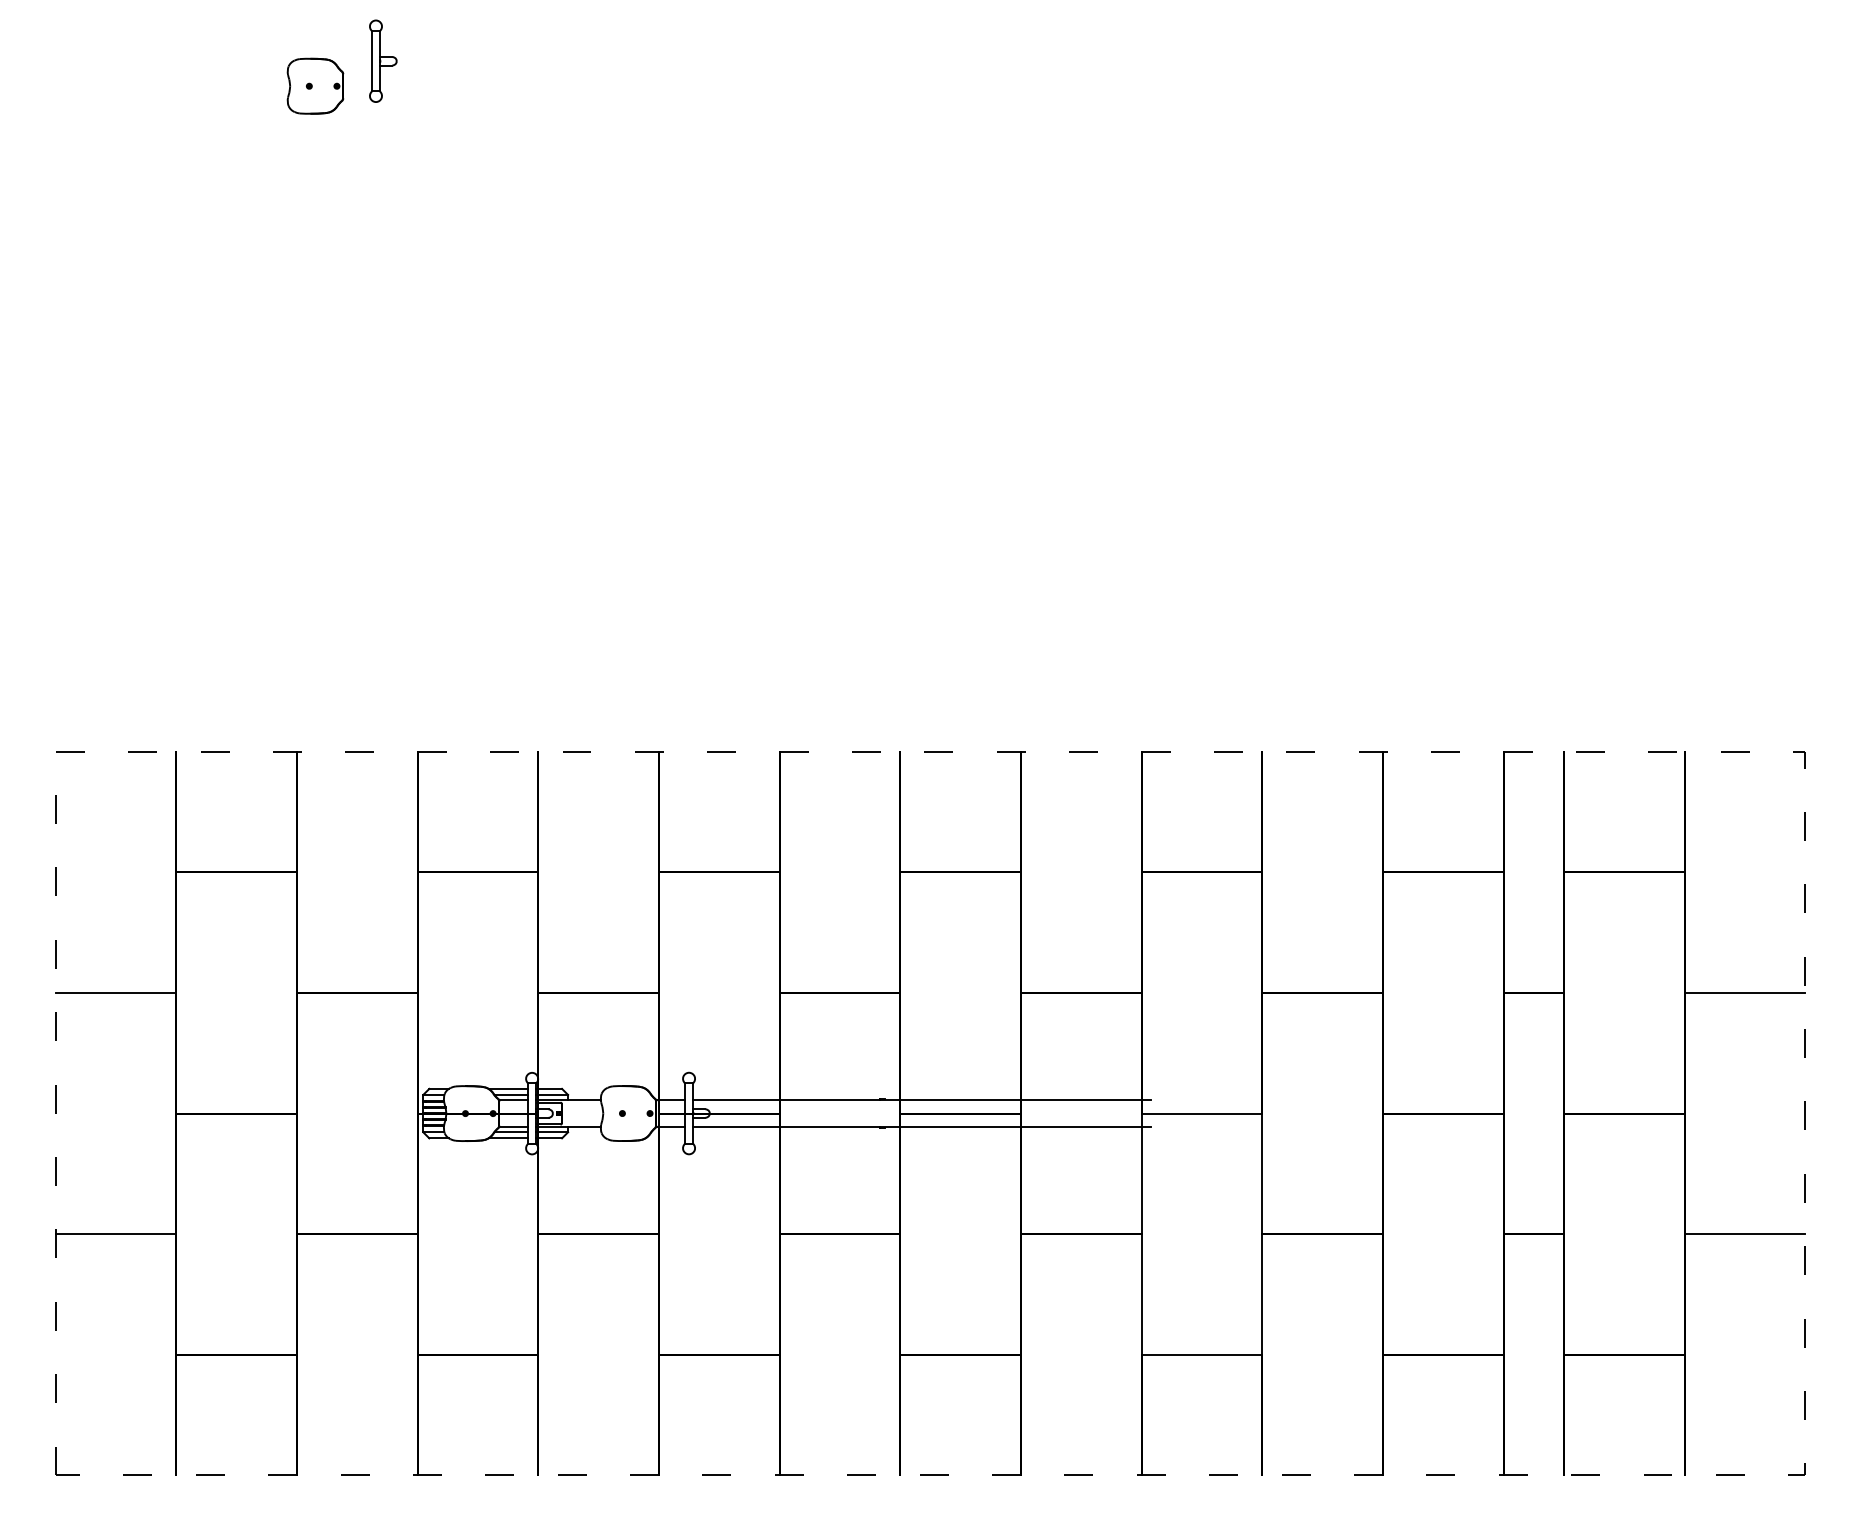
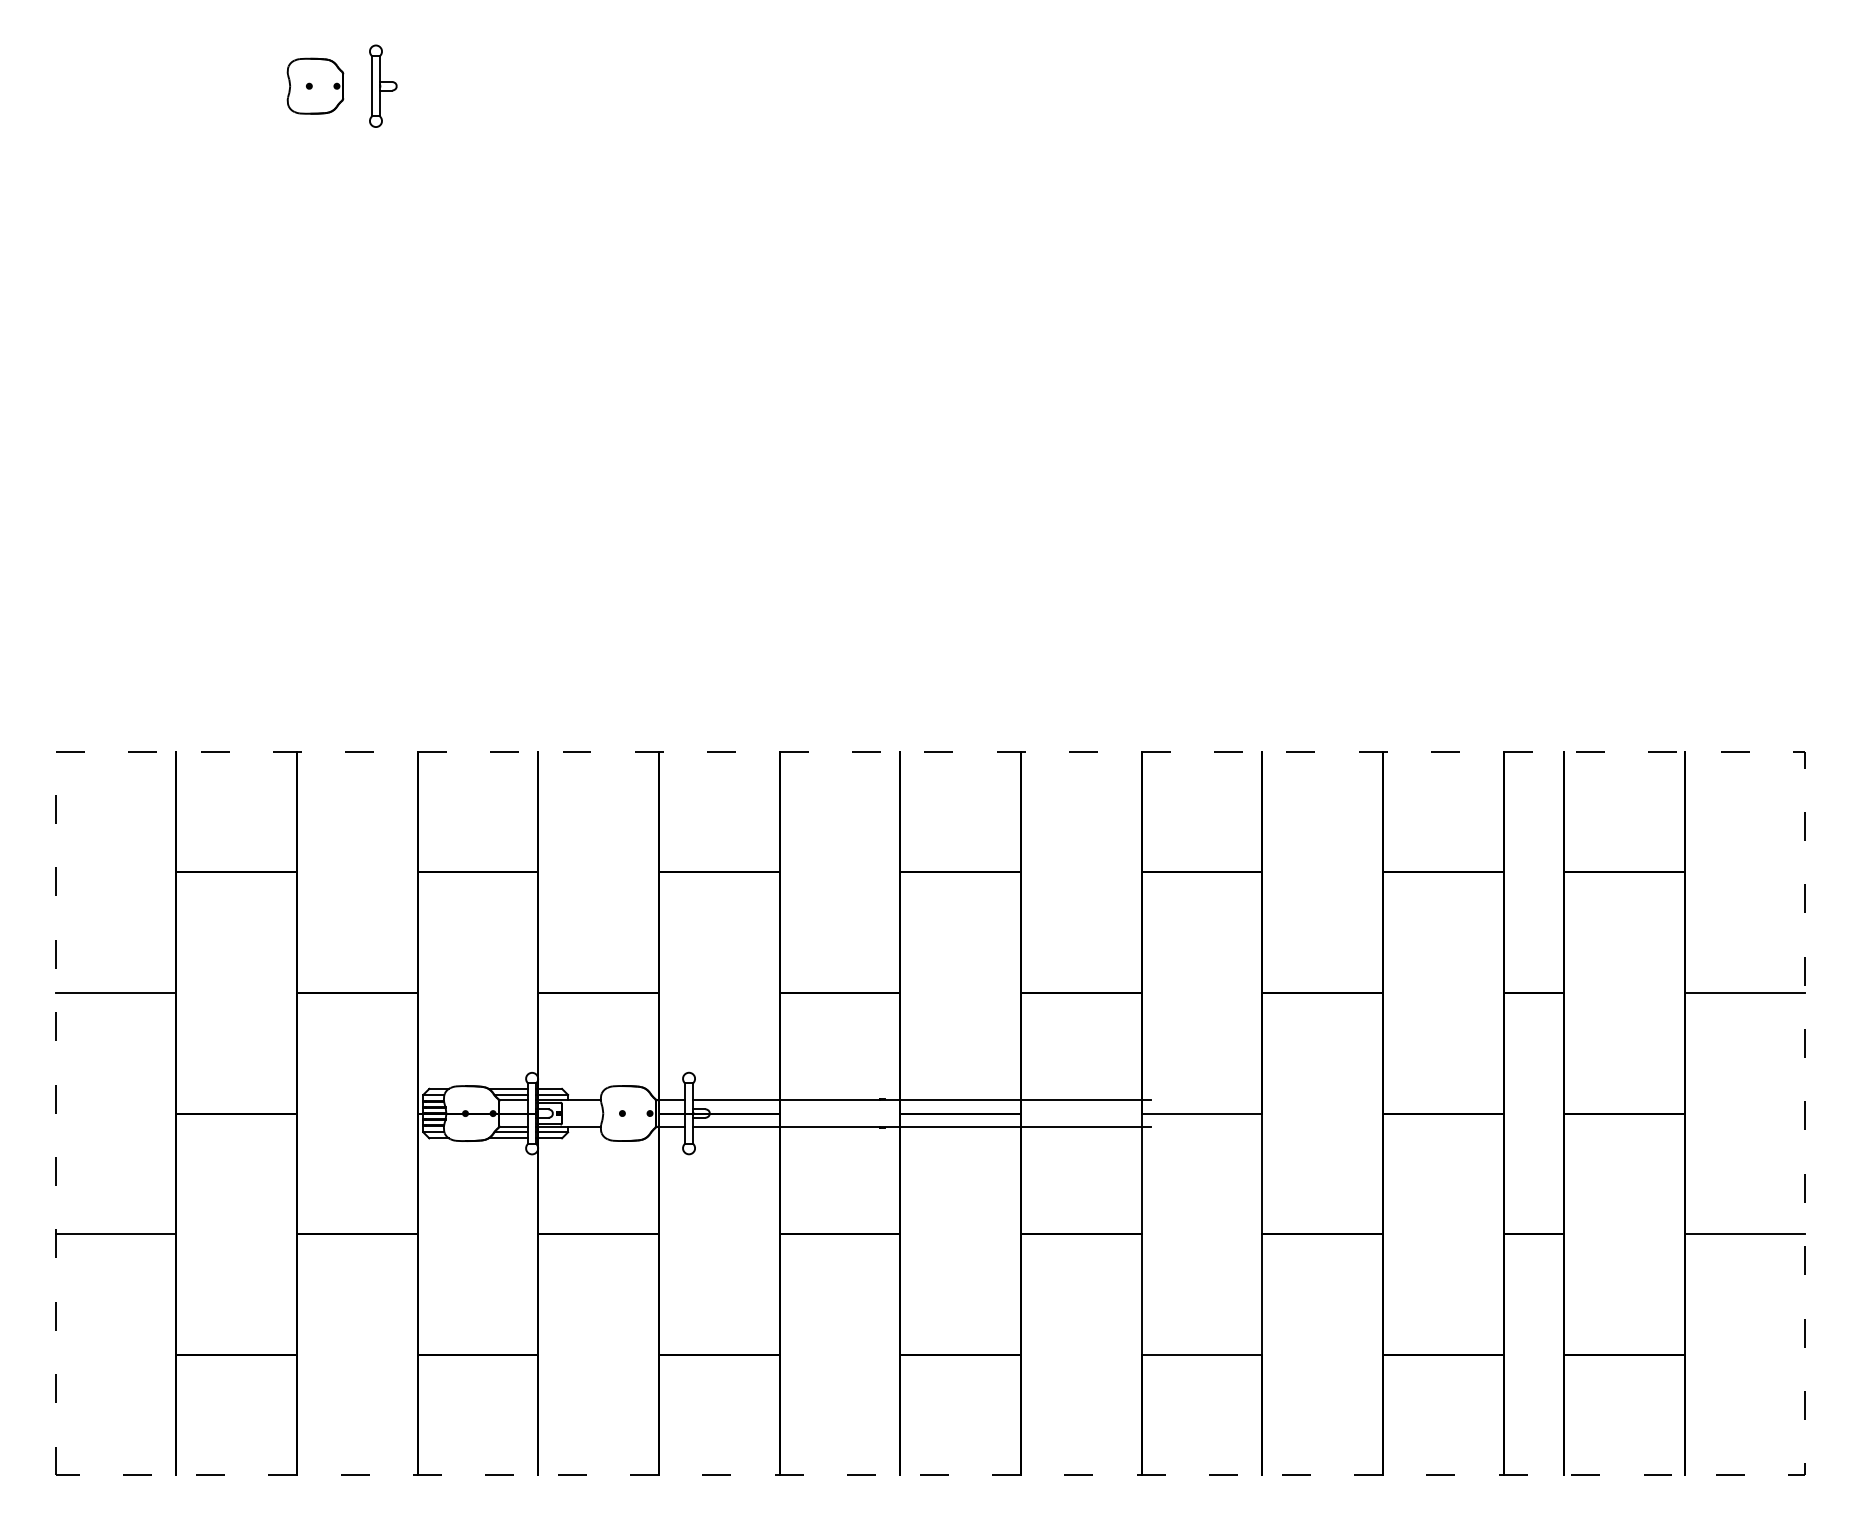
part position: (383, 60) -> (383, 85) (383, 85)
